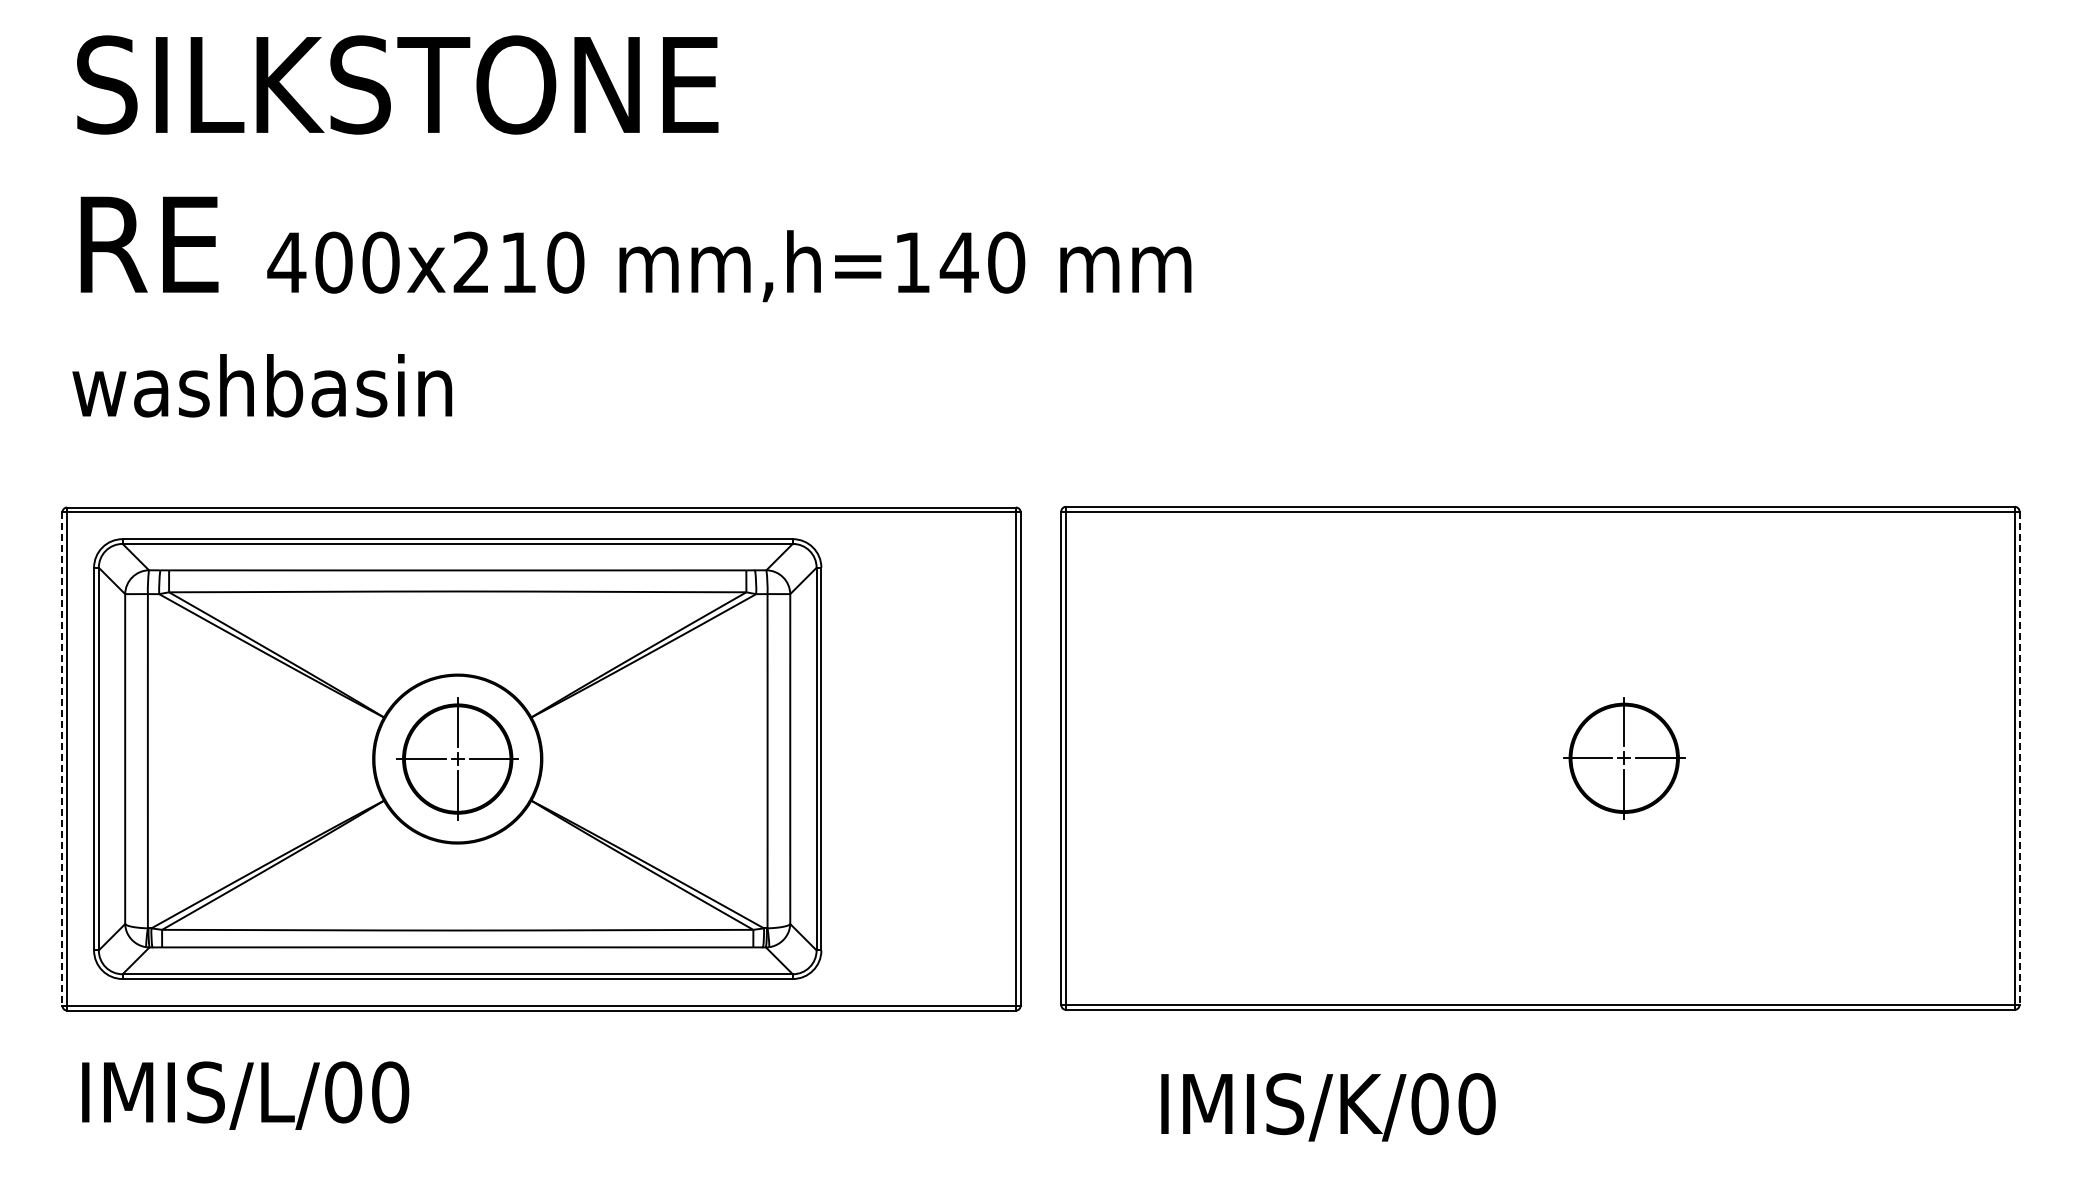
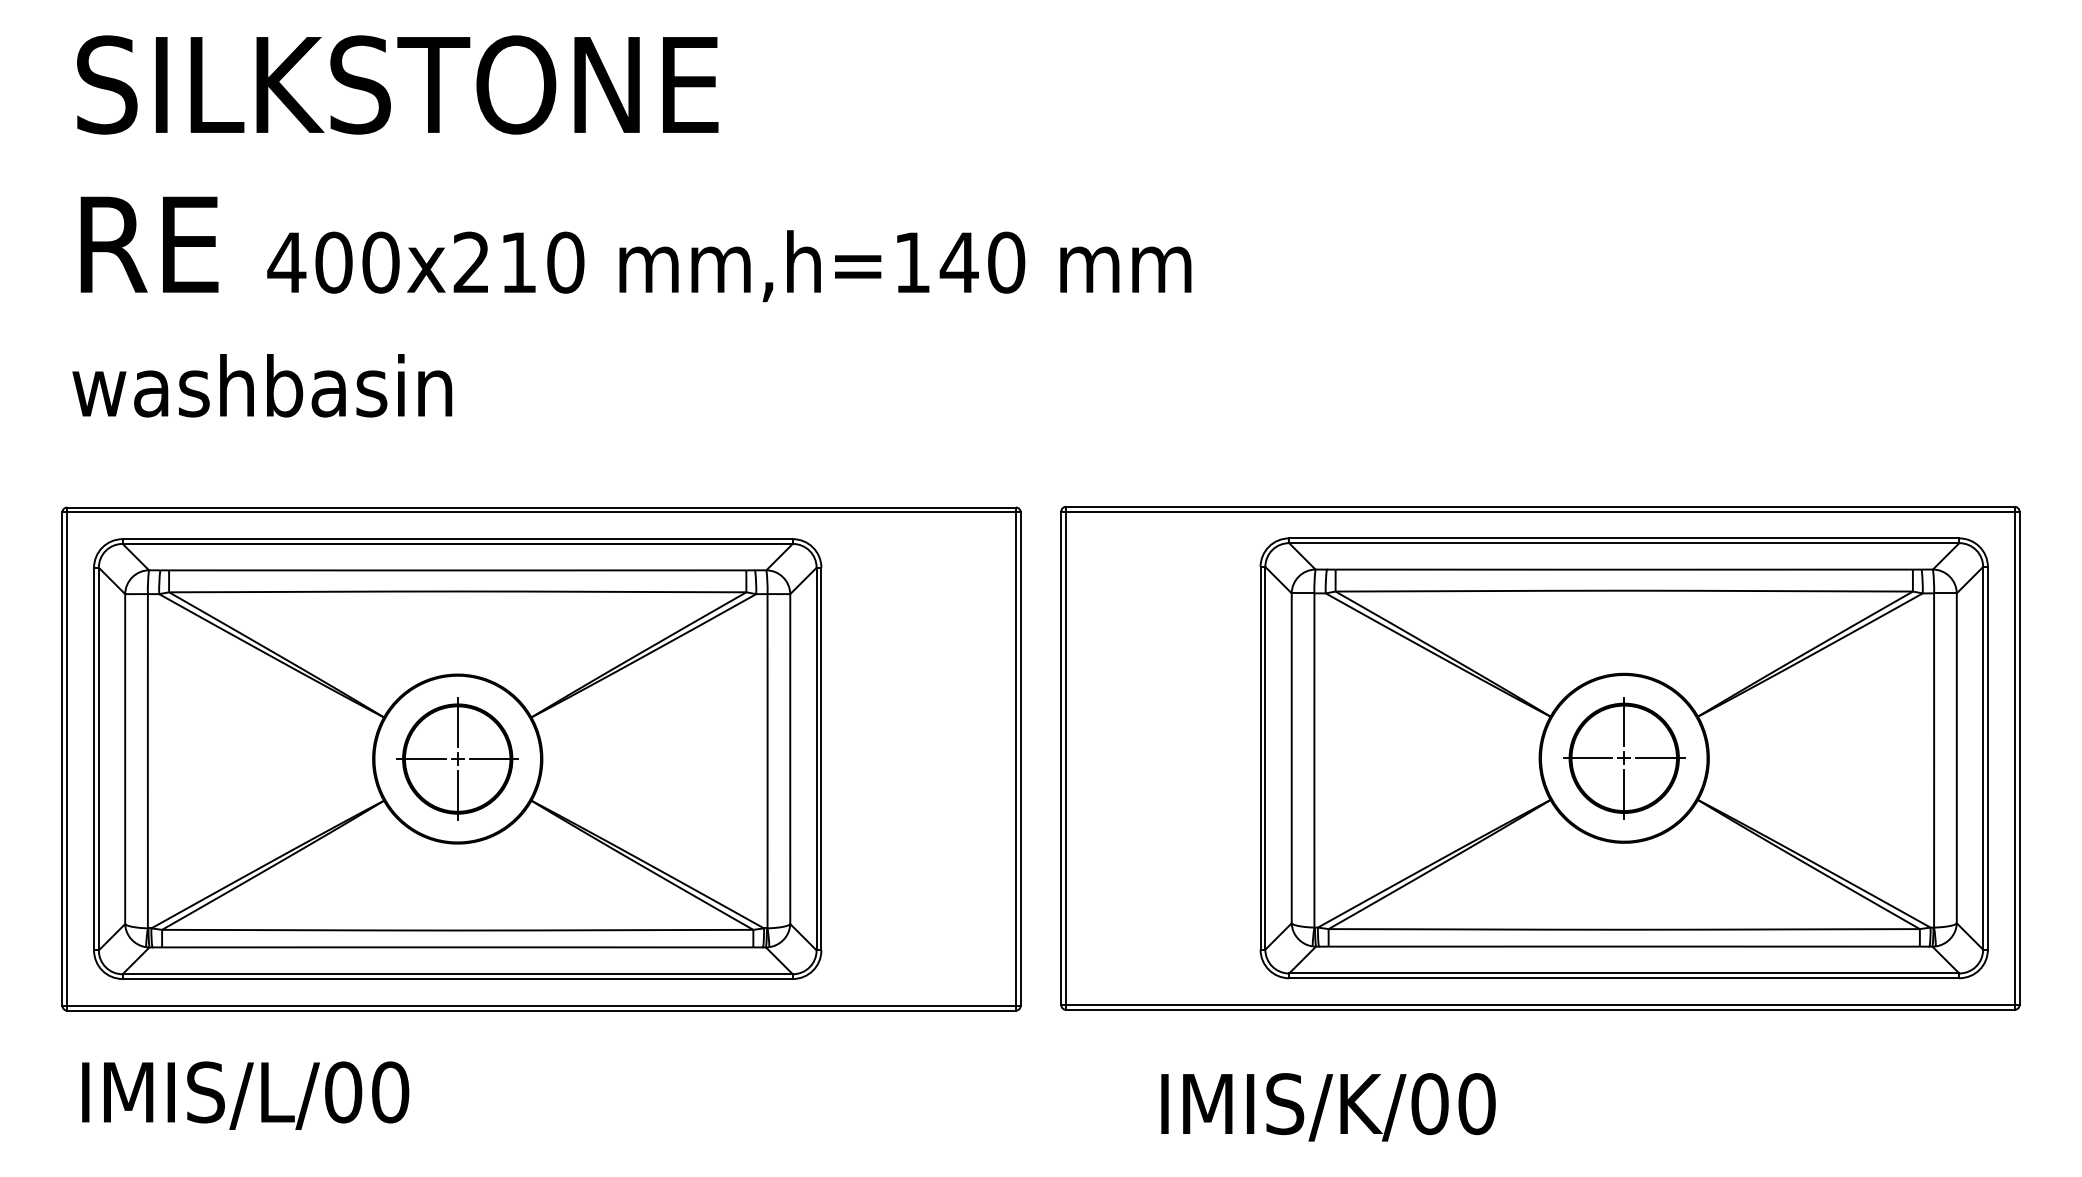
part: none -> present (1623, 758)
line: dashed -> solid (2019, 758)
line: dashed -> solid (62, 759)
